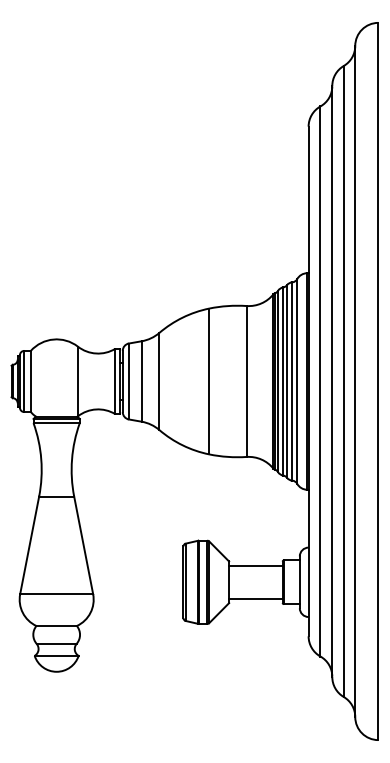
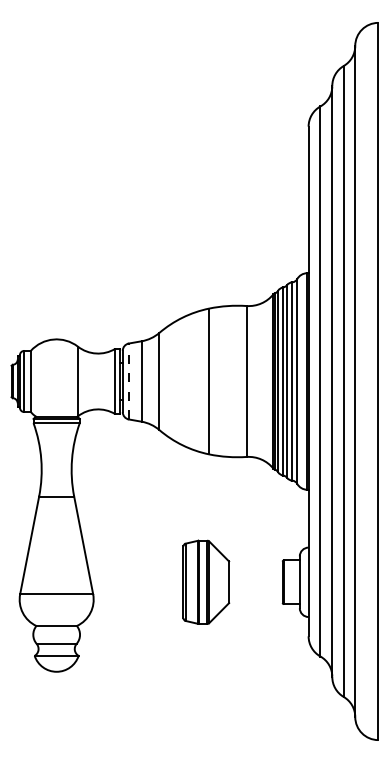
line: solid -> dashed (128, 381)
line: present -> none (255, 565)
line: present -> none (255, 598)
